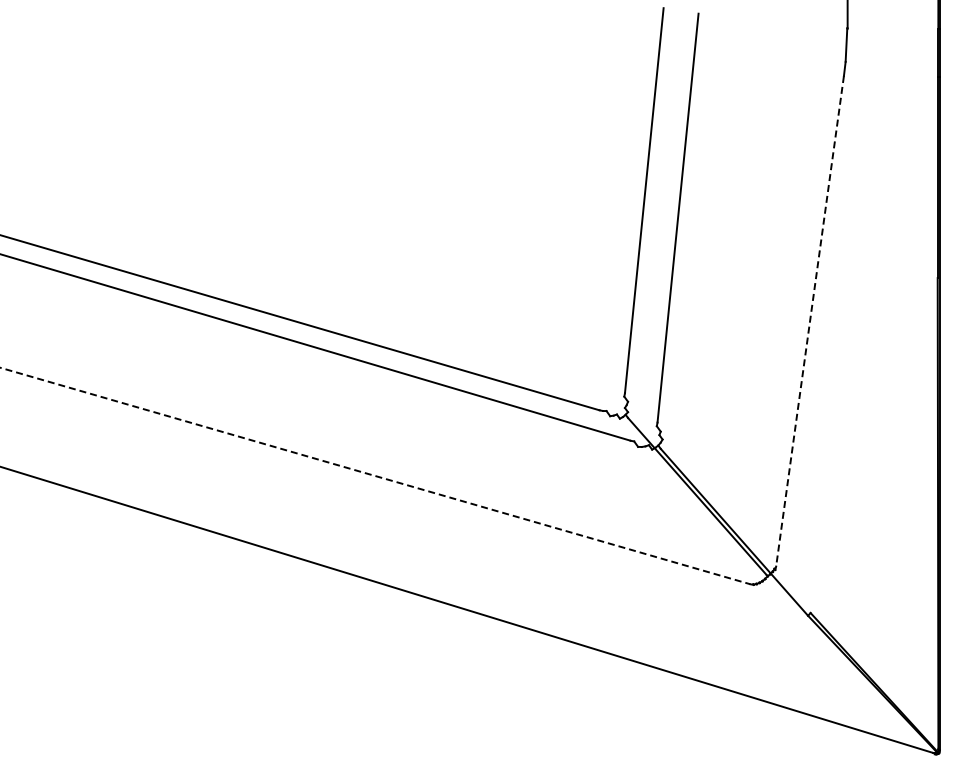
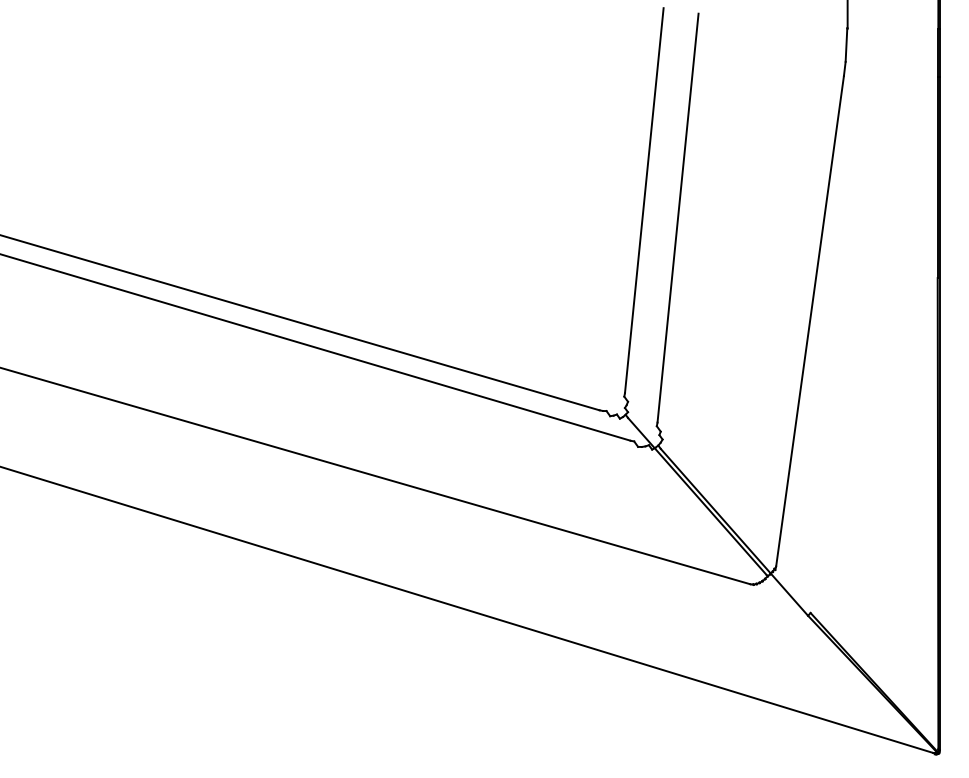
line: dashed -> solid (810, 321)
line: dashed -> solid (375, 476)
